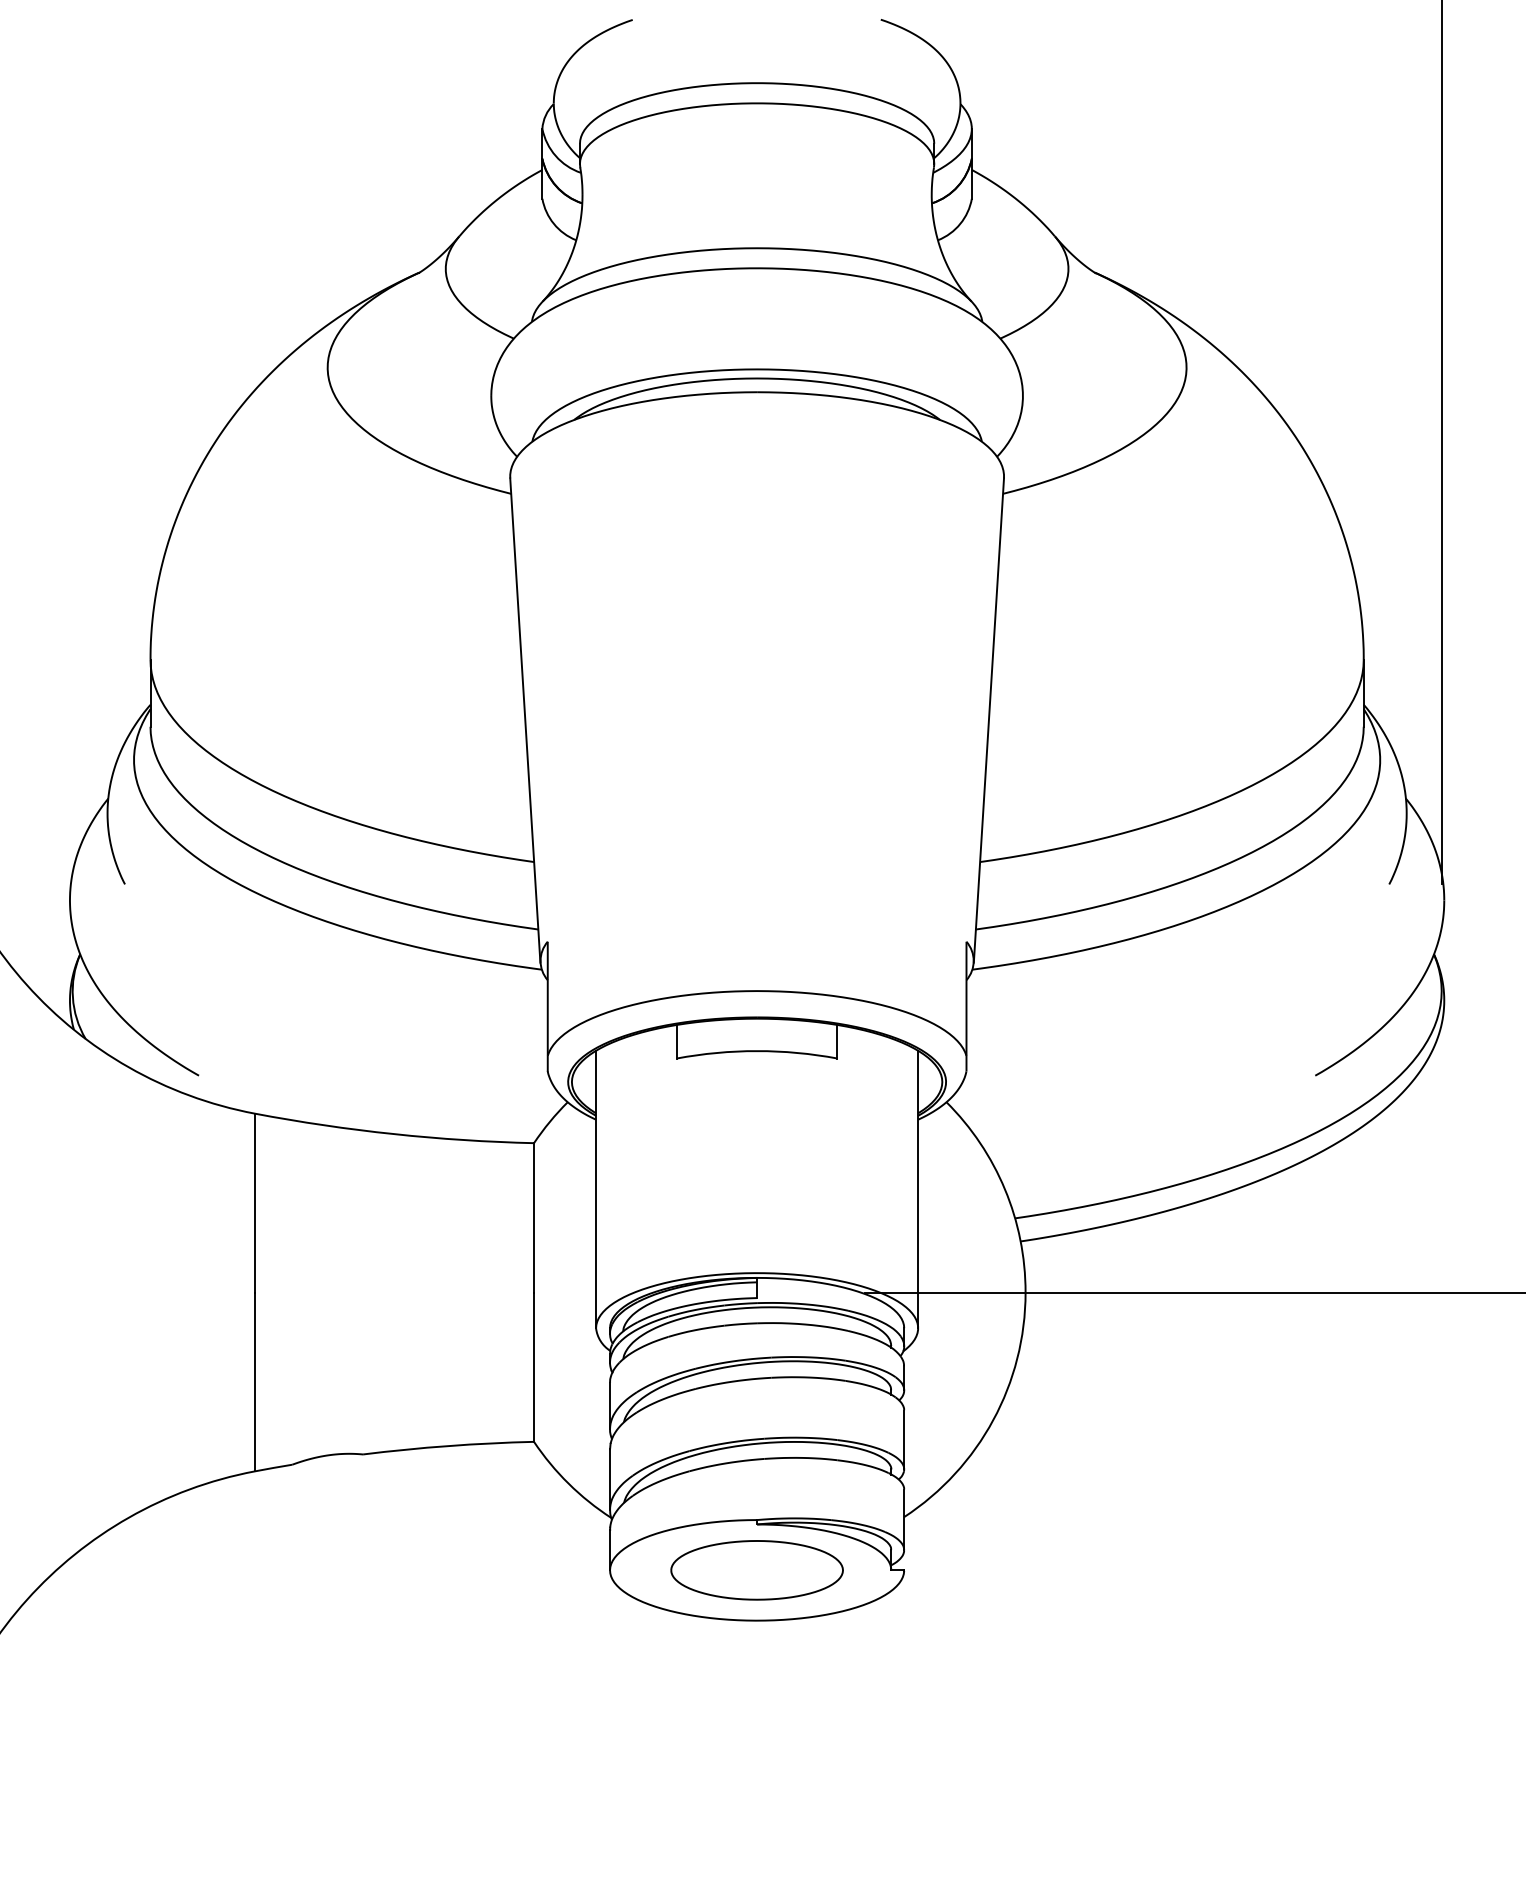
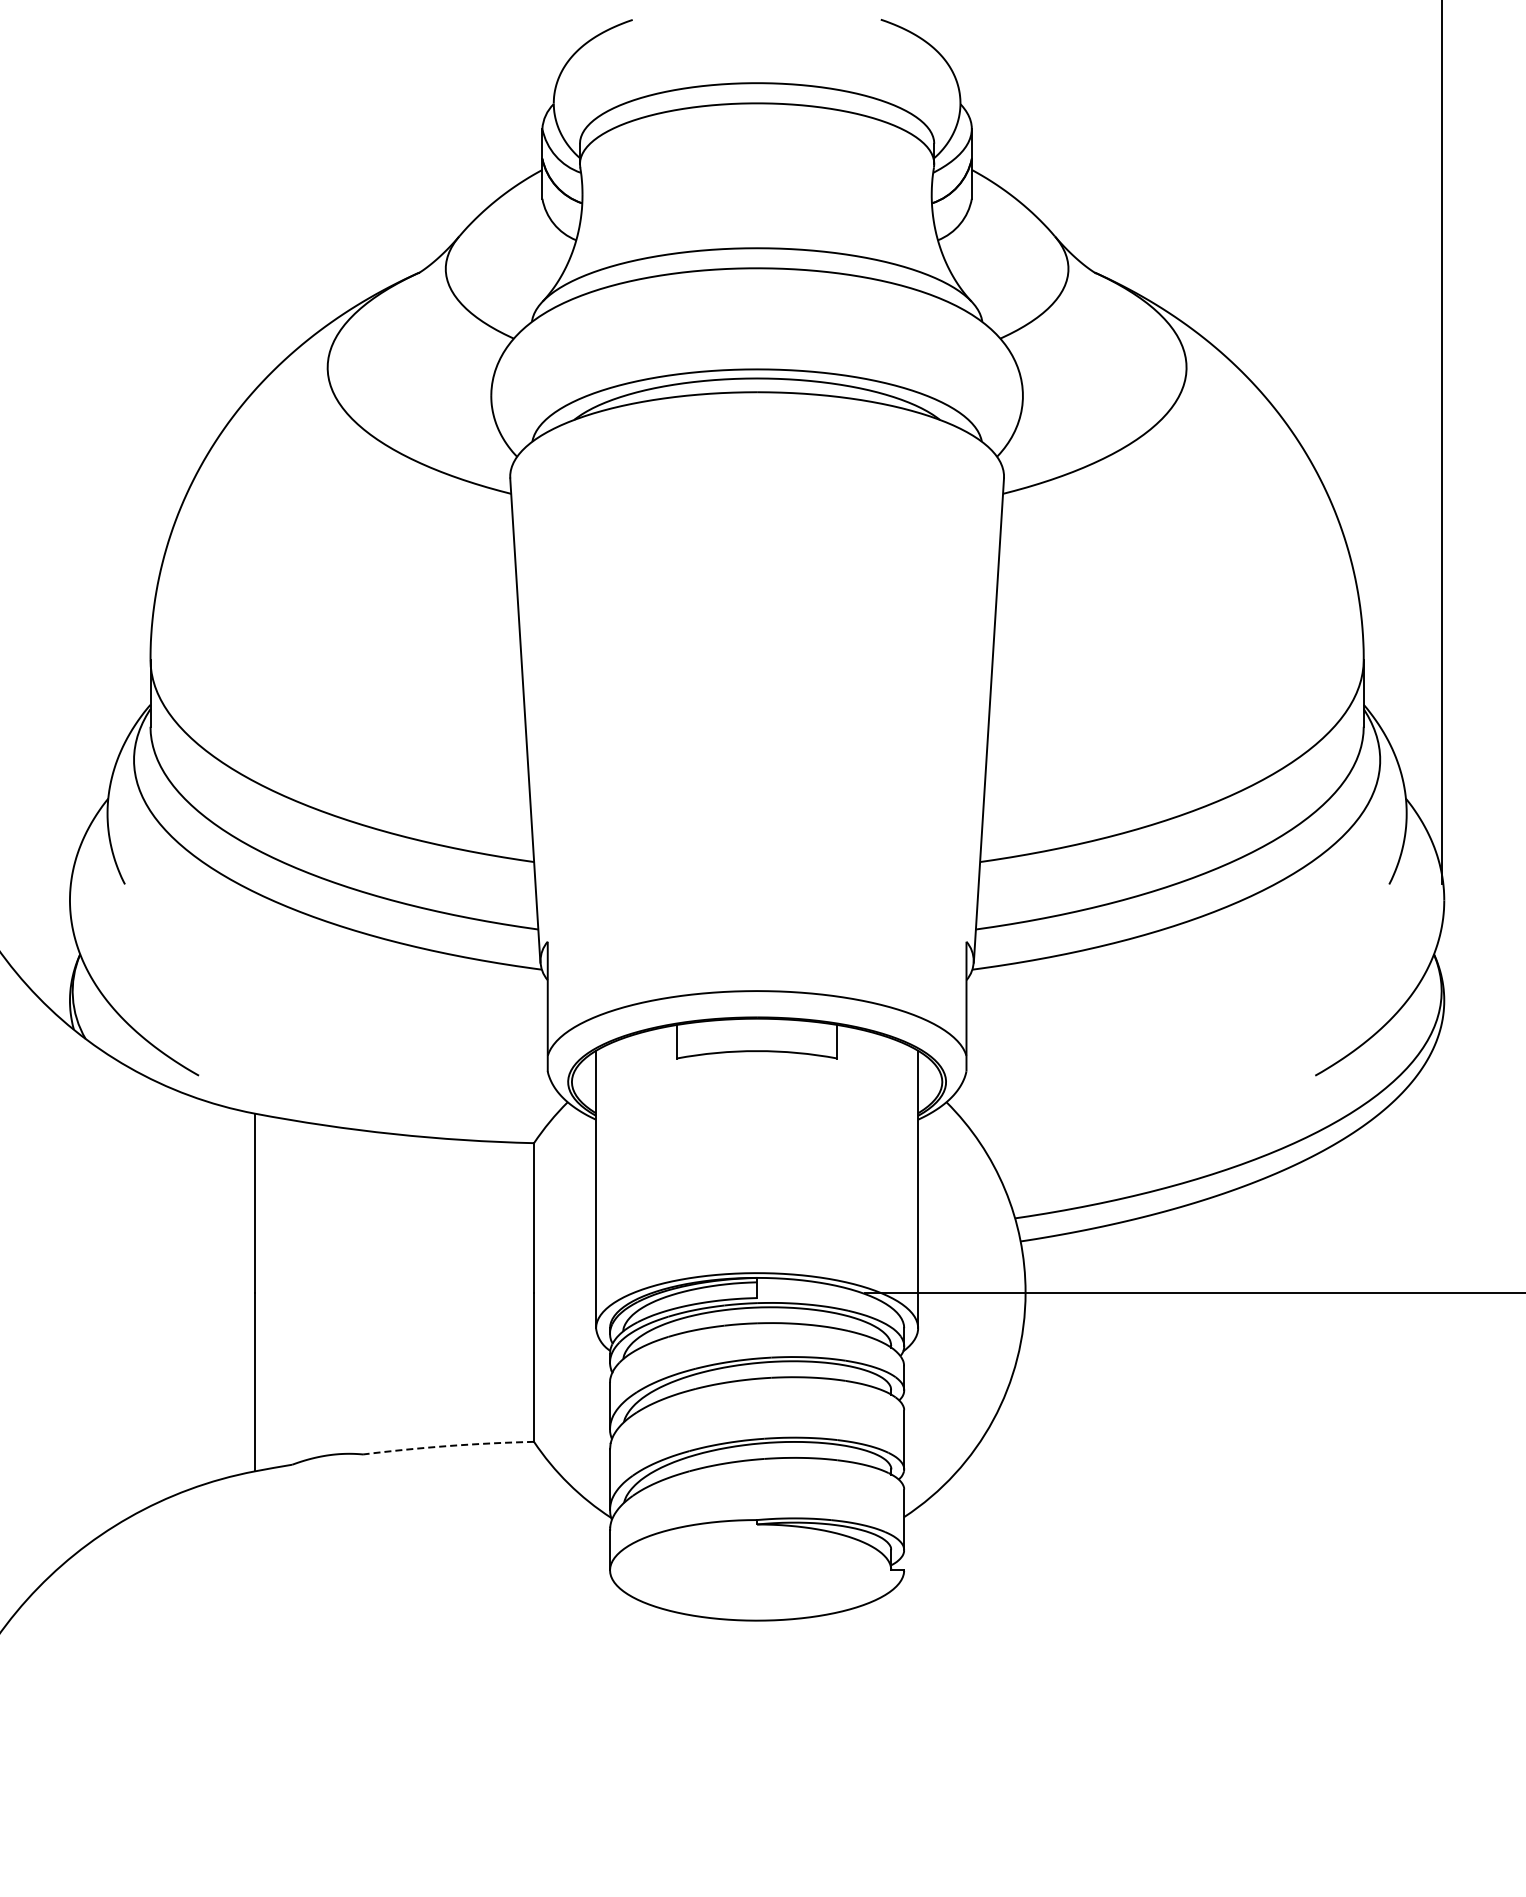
arc: solid -> dashed (448, 1446)
part: present -> none (756, 1570)
